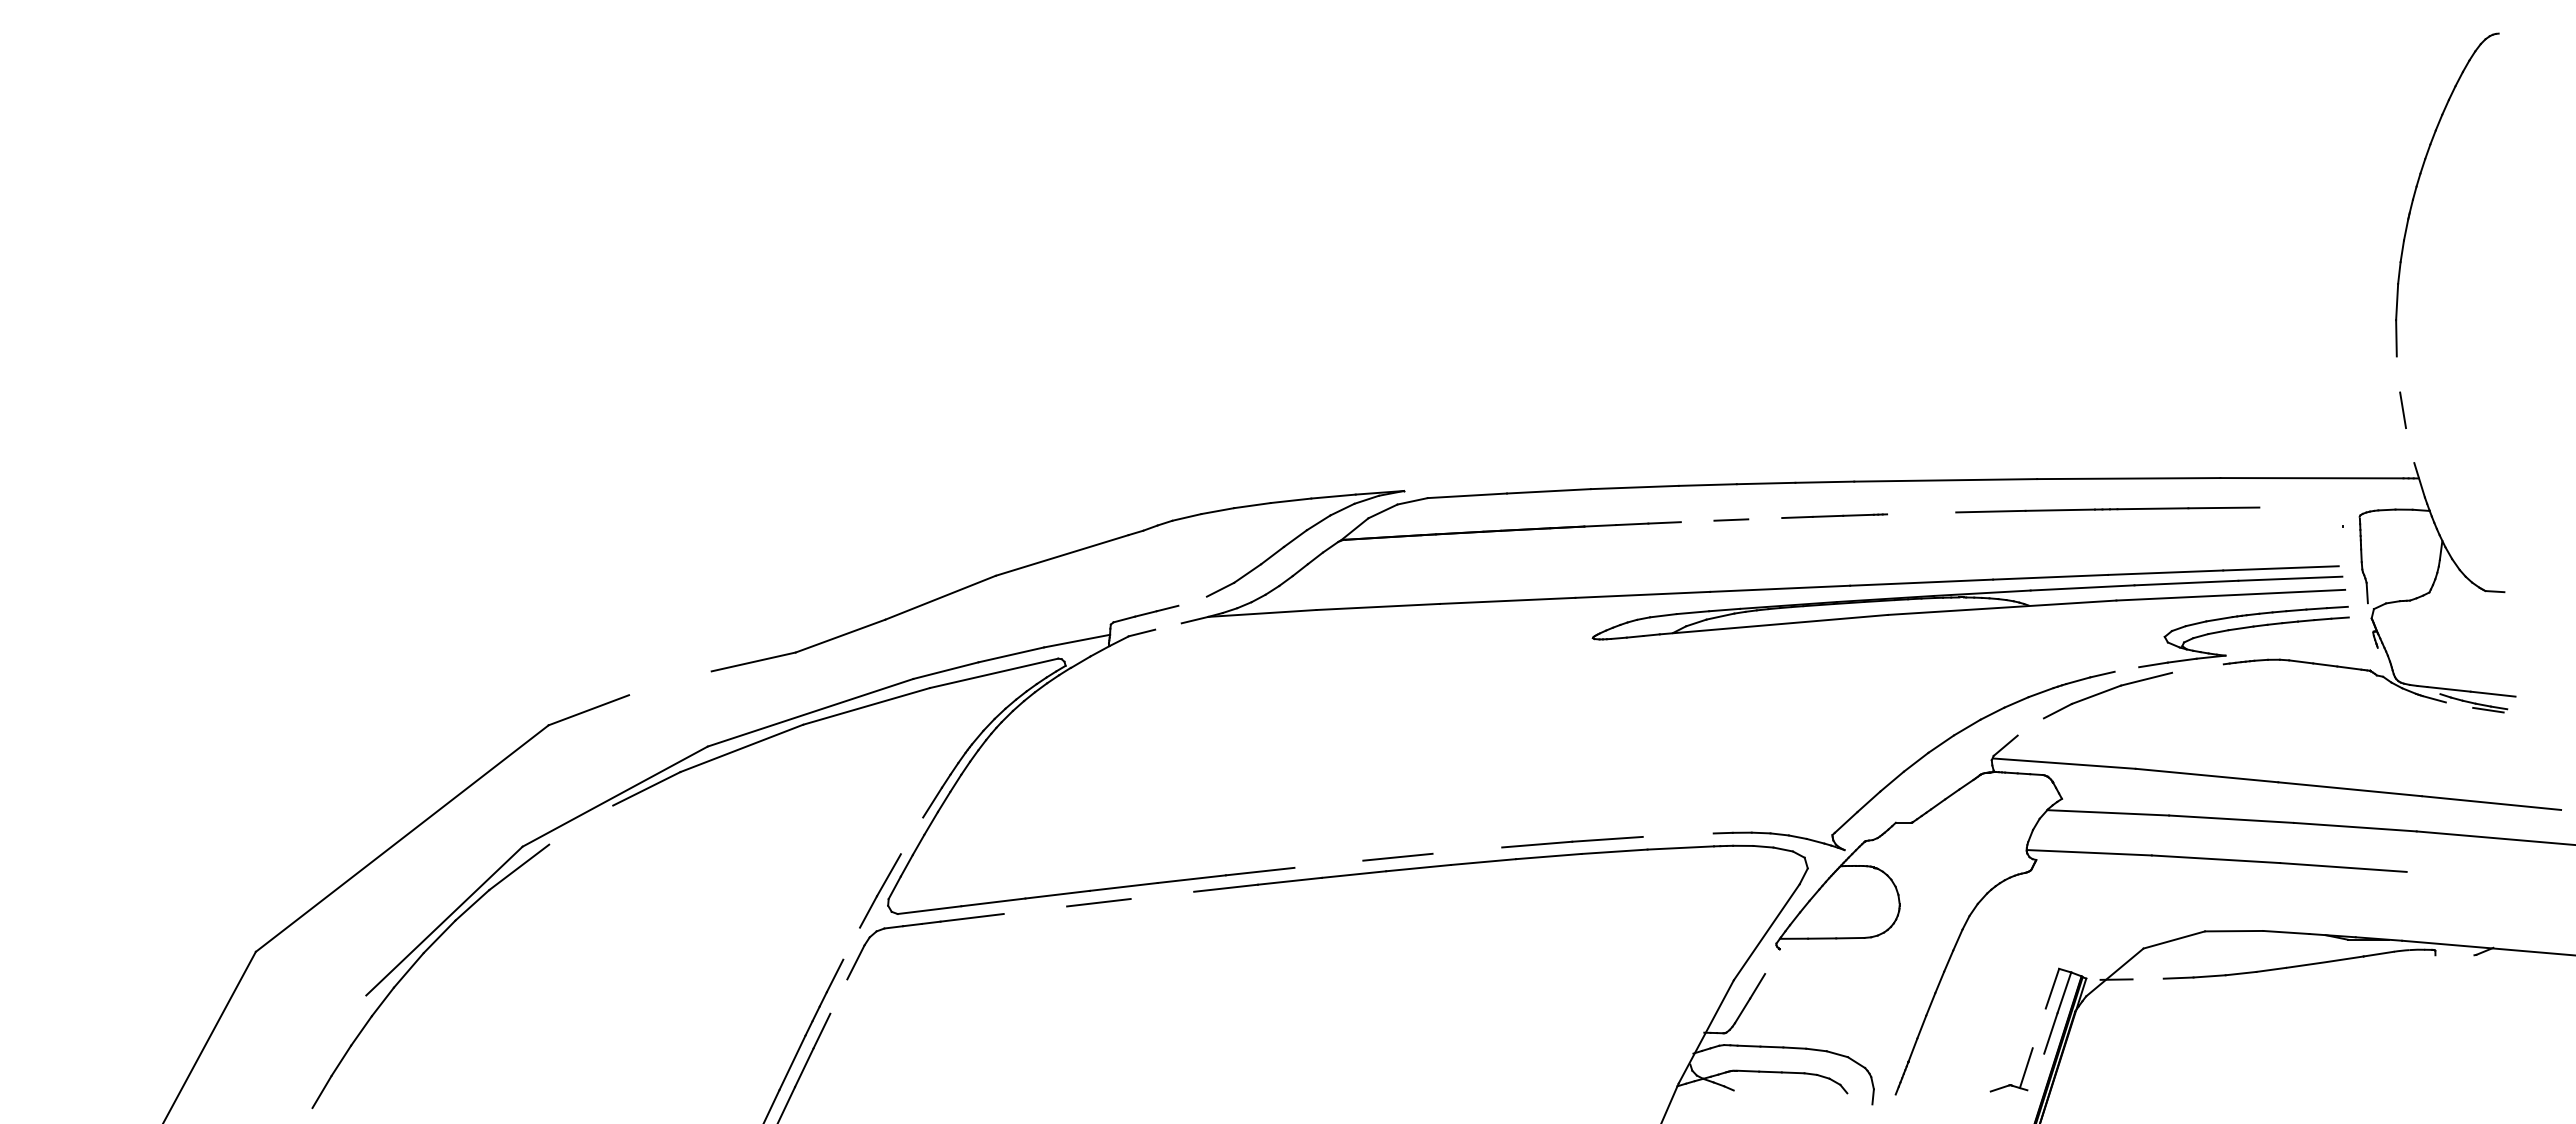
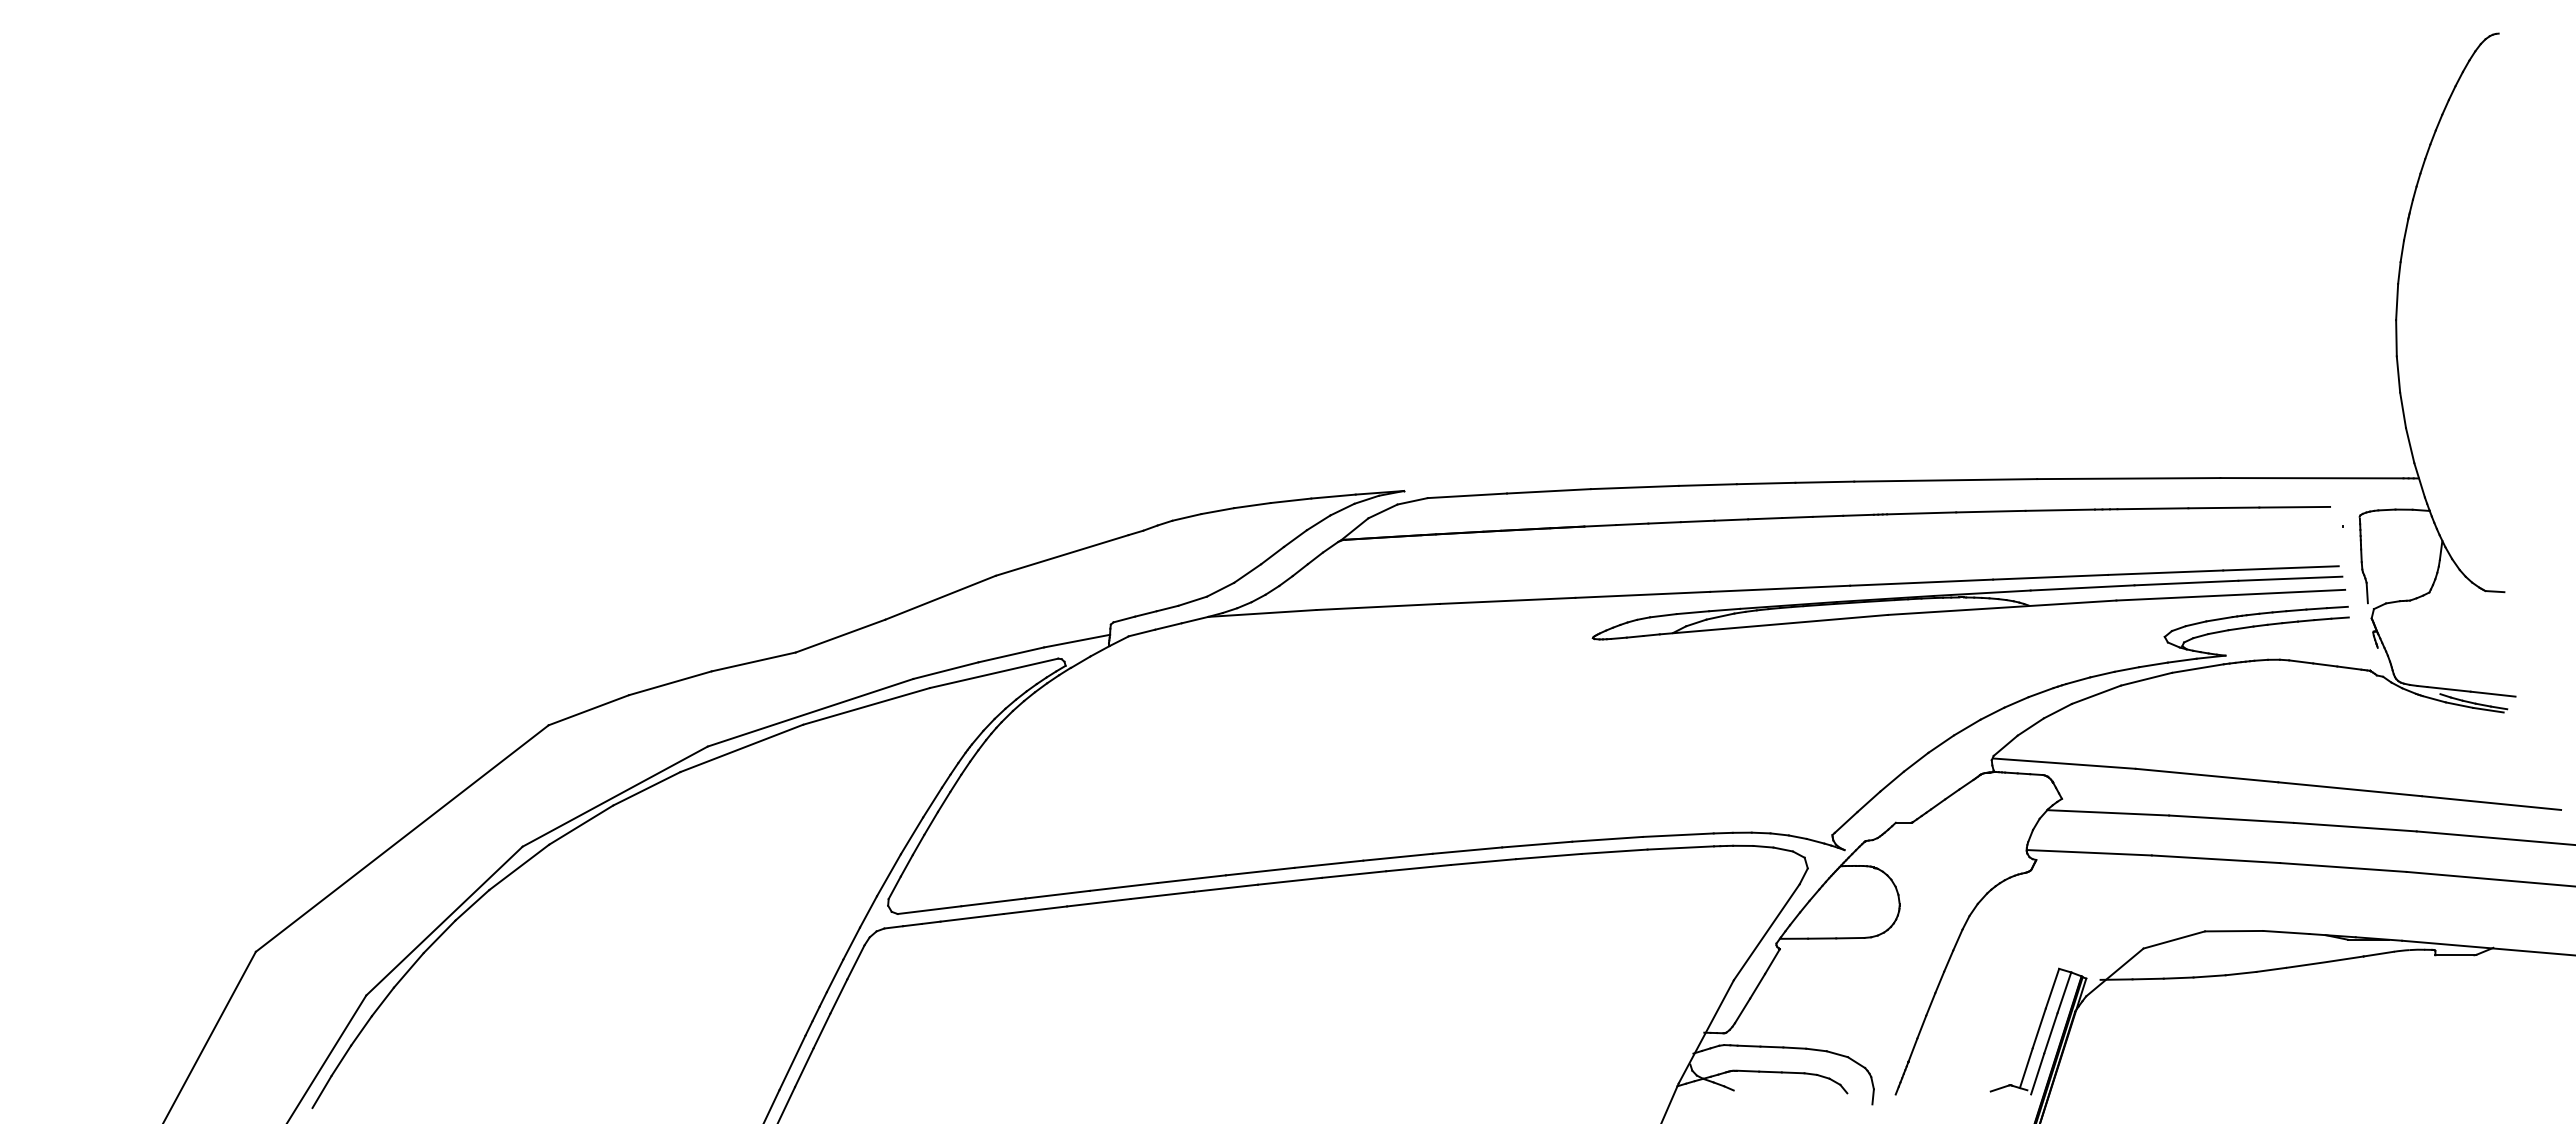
line: none -> present (2398, 374)
line: none -> present (2410, 445)
line: none -> present (2294, 506)
line: none -> present (1921, 513)
line: none -> present (1765, 518)
line: none -> present (1697, 521)
line: none -> present (1192, 600)
line: none -> present (1168, 626)
line: none -> present (2197, 668)
line: none -> present (2126, 669)
line: none -> present (670, 683)
line: none -> present (2459, 704)
line: none -> present (2030, 726)
line: none -> present (581, 824)
line: none -> present (1677, 834)
line: none -> present (911, 835)
line: none -> present (1467, 850)
line: none -> present (1328, 863)
line: none -> present (2489, 878)
line: none -> present (1162, 895)
line: none -> present (1035, 910)
line: none -> present (851, 943)
line: none -> present (2454, 955)
line: none -> present (1772, 961)
line: none -> present (2147, 978)
line: none -> present (838, 996)
line: none -> present (2038, 1028)
line: none -> present (327, 1057)
line: none -> present (2037, 1073)
